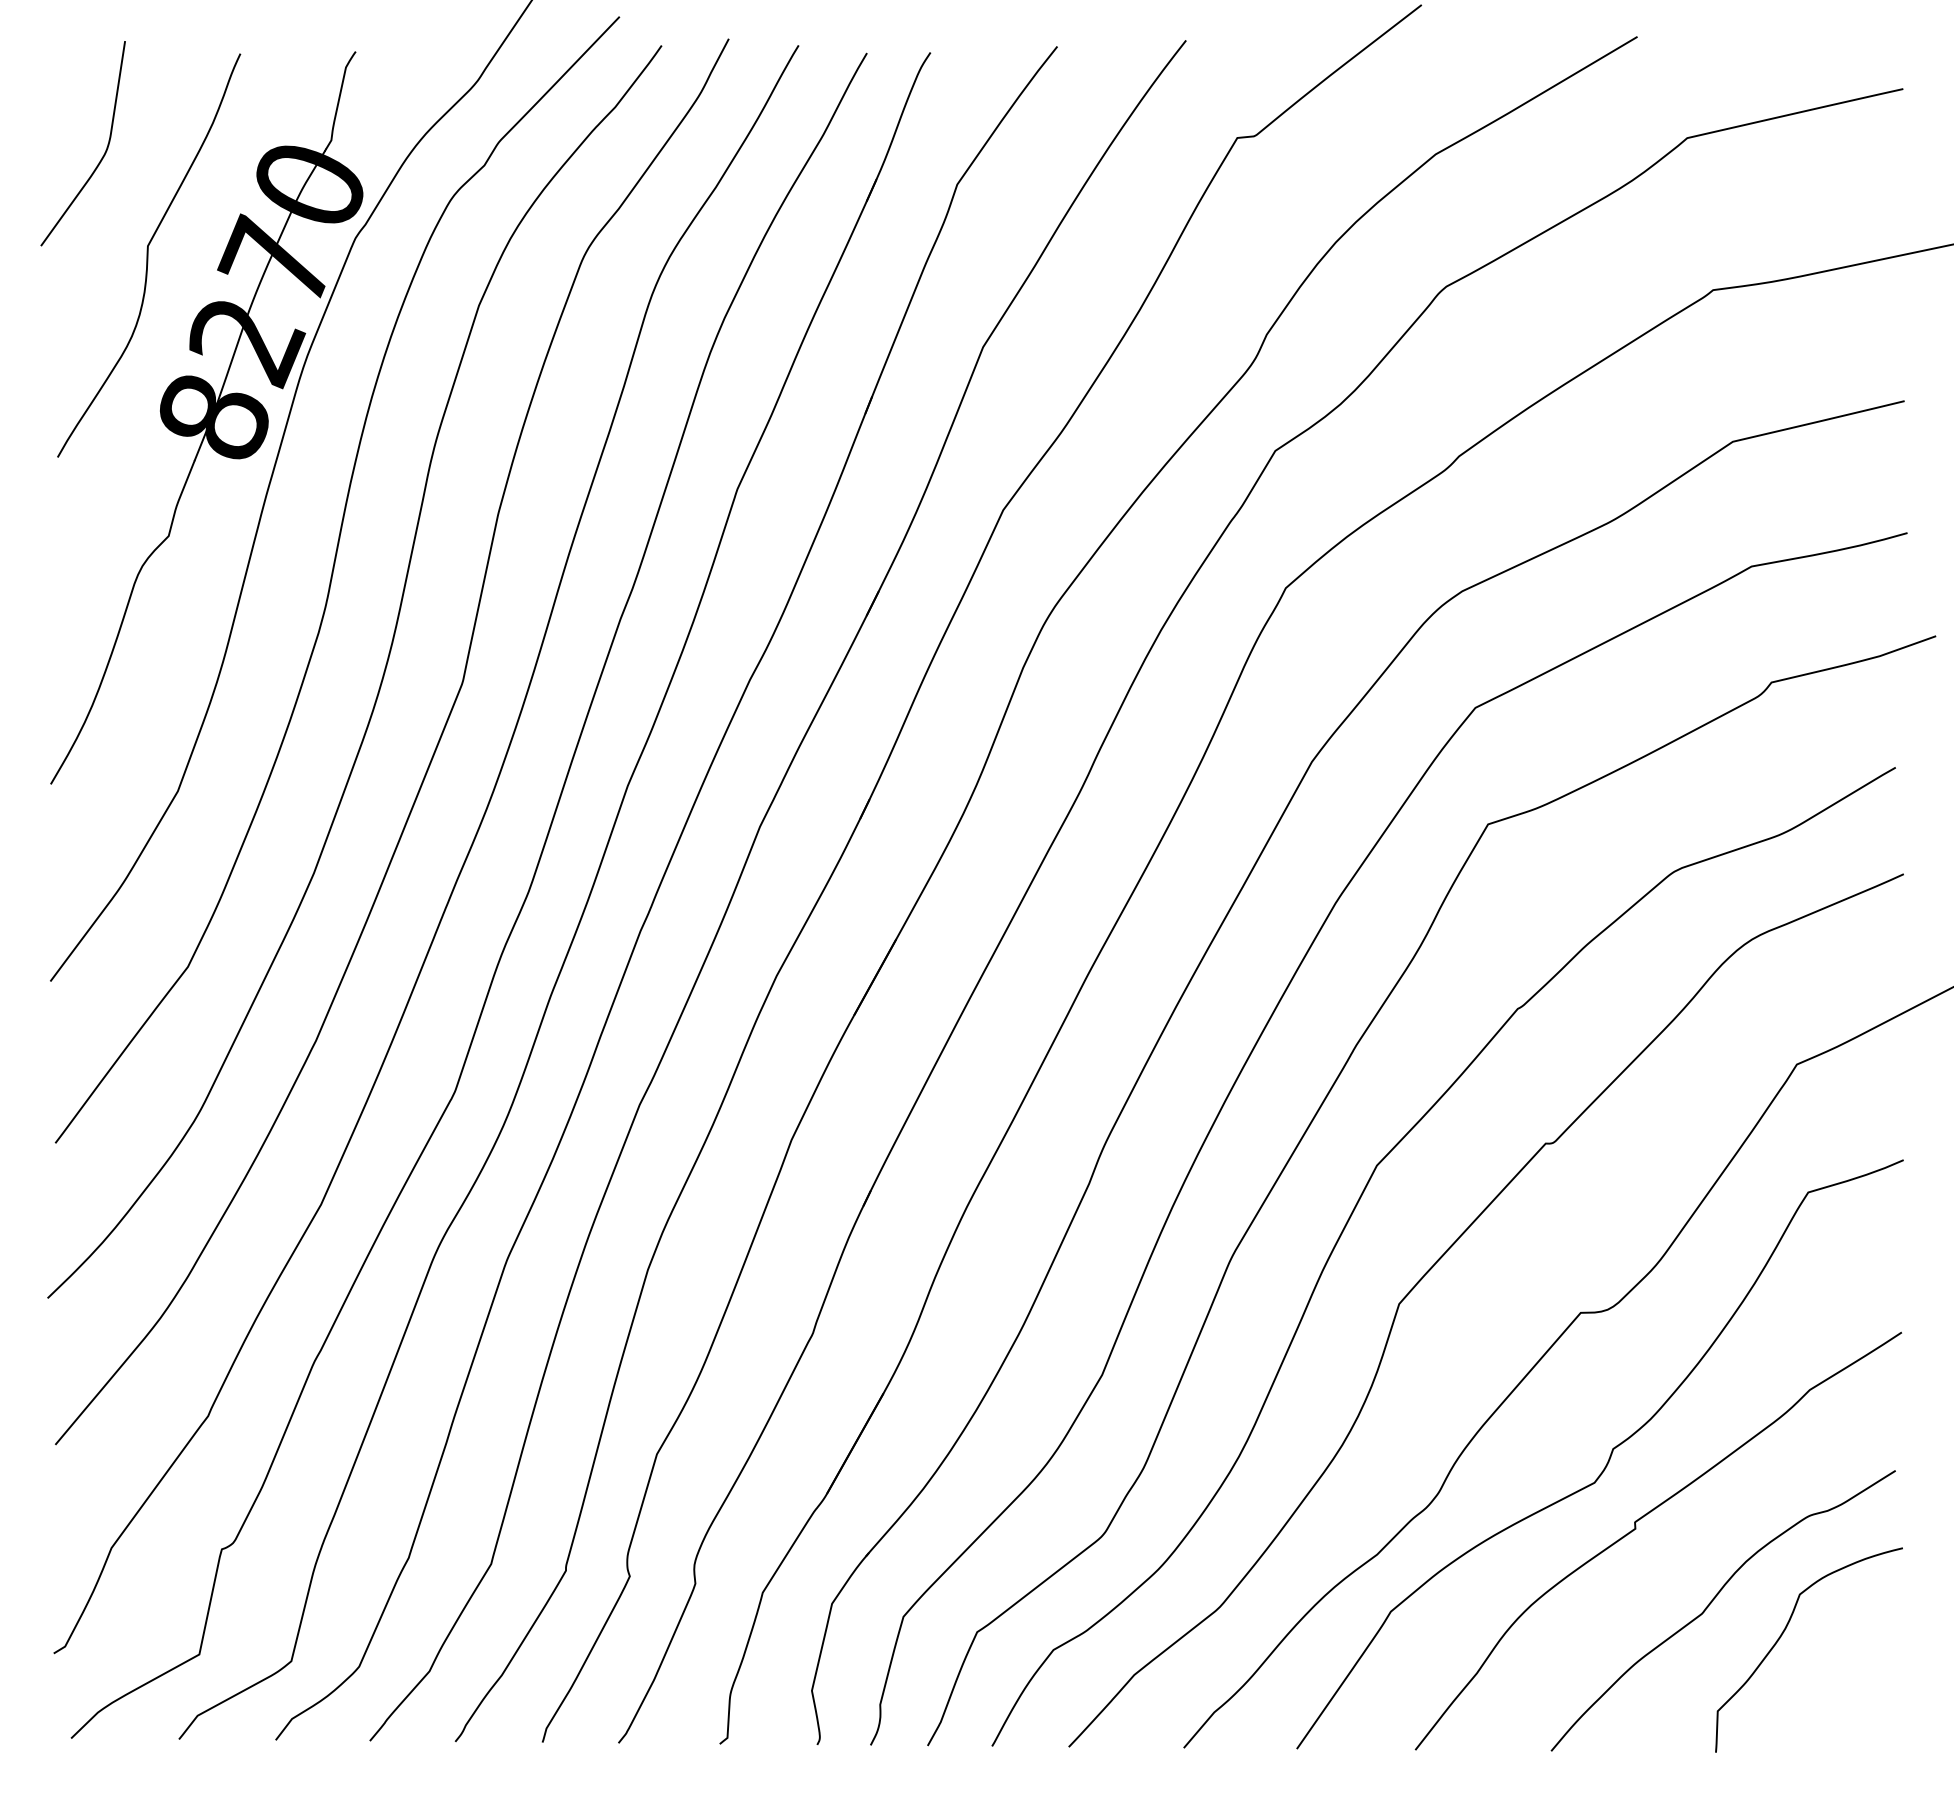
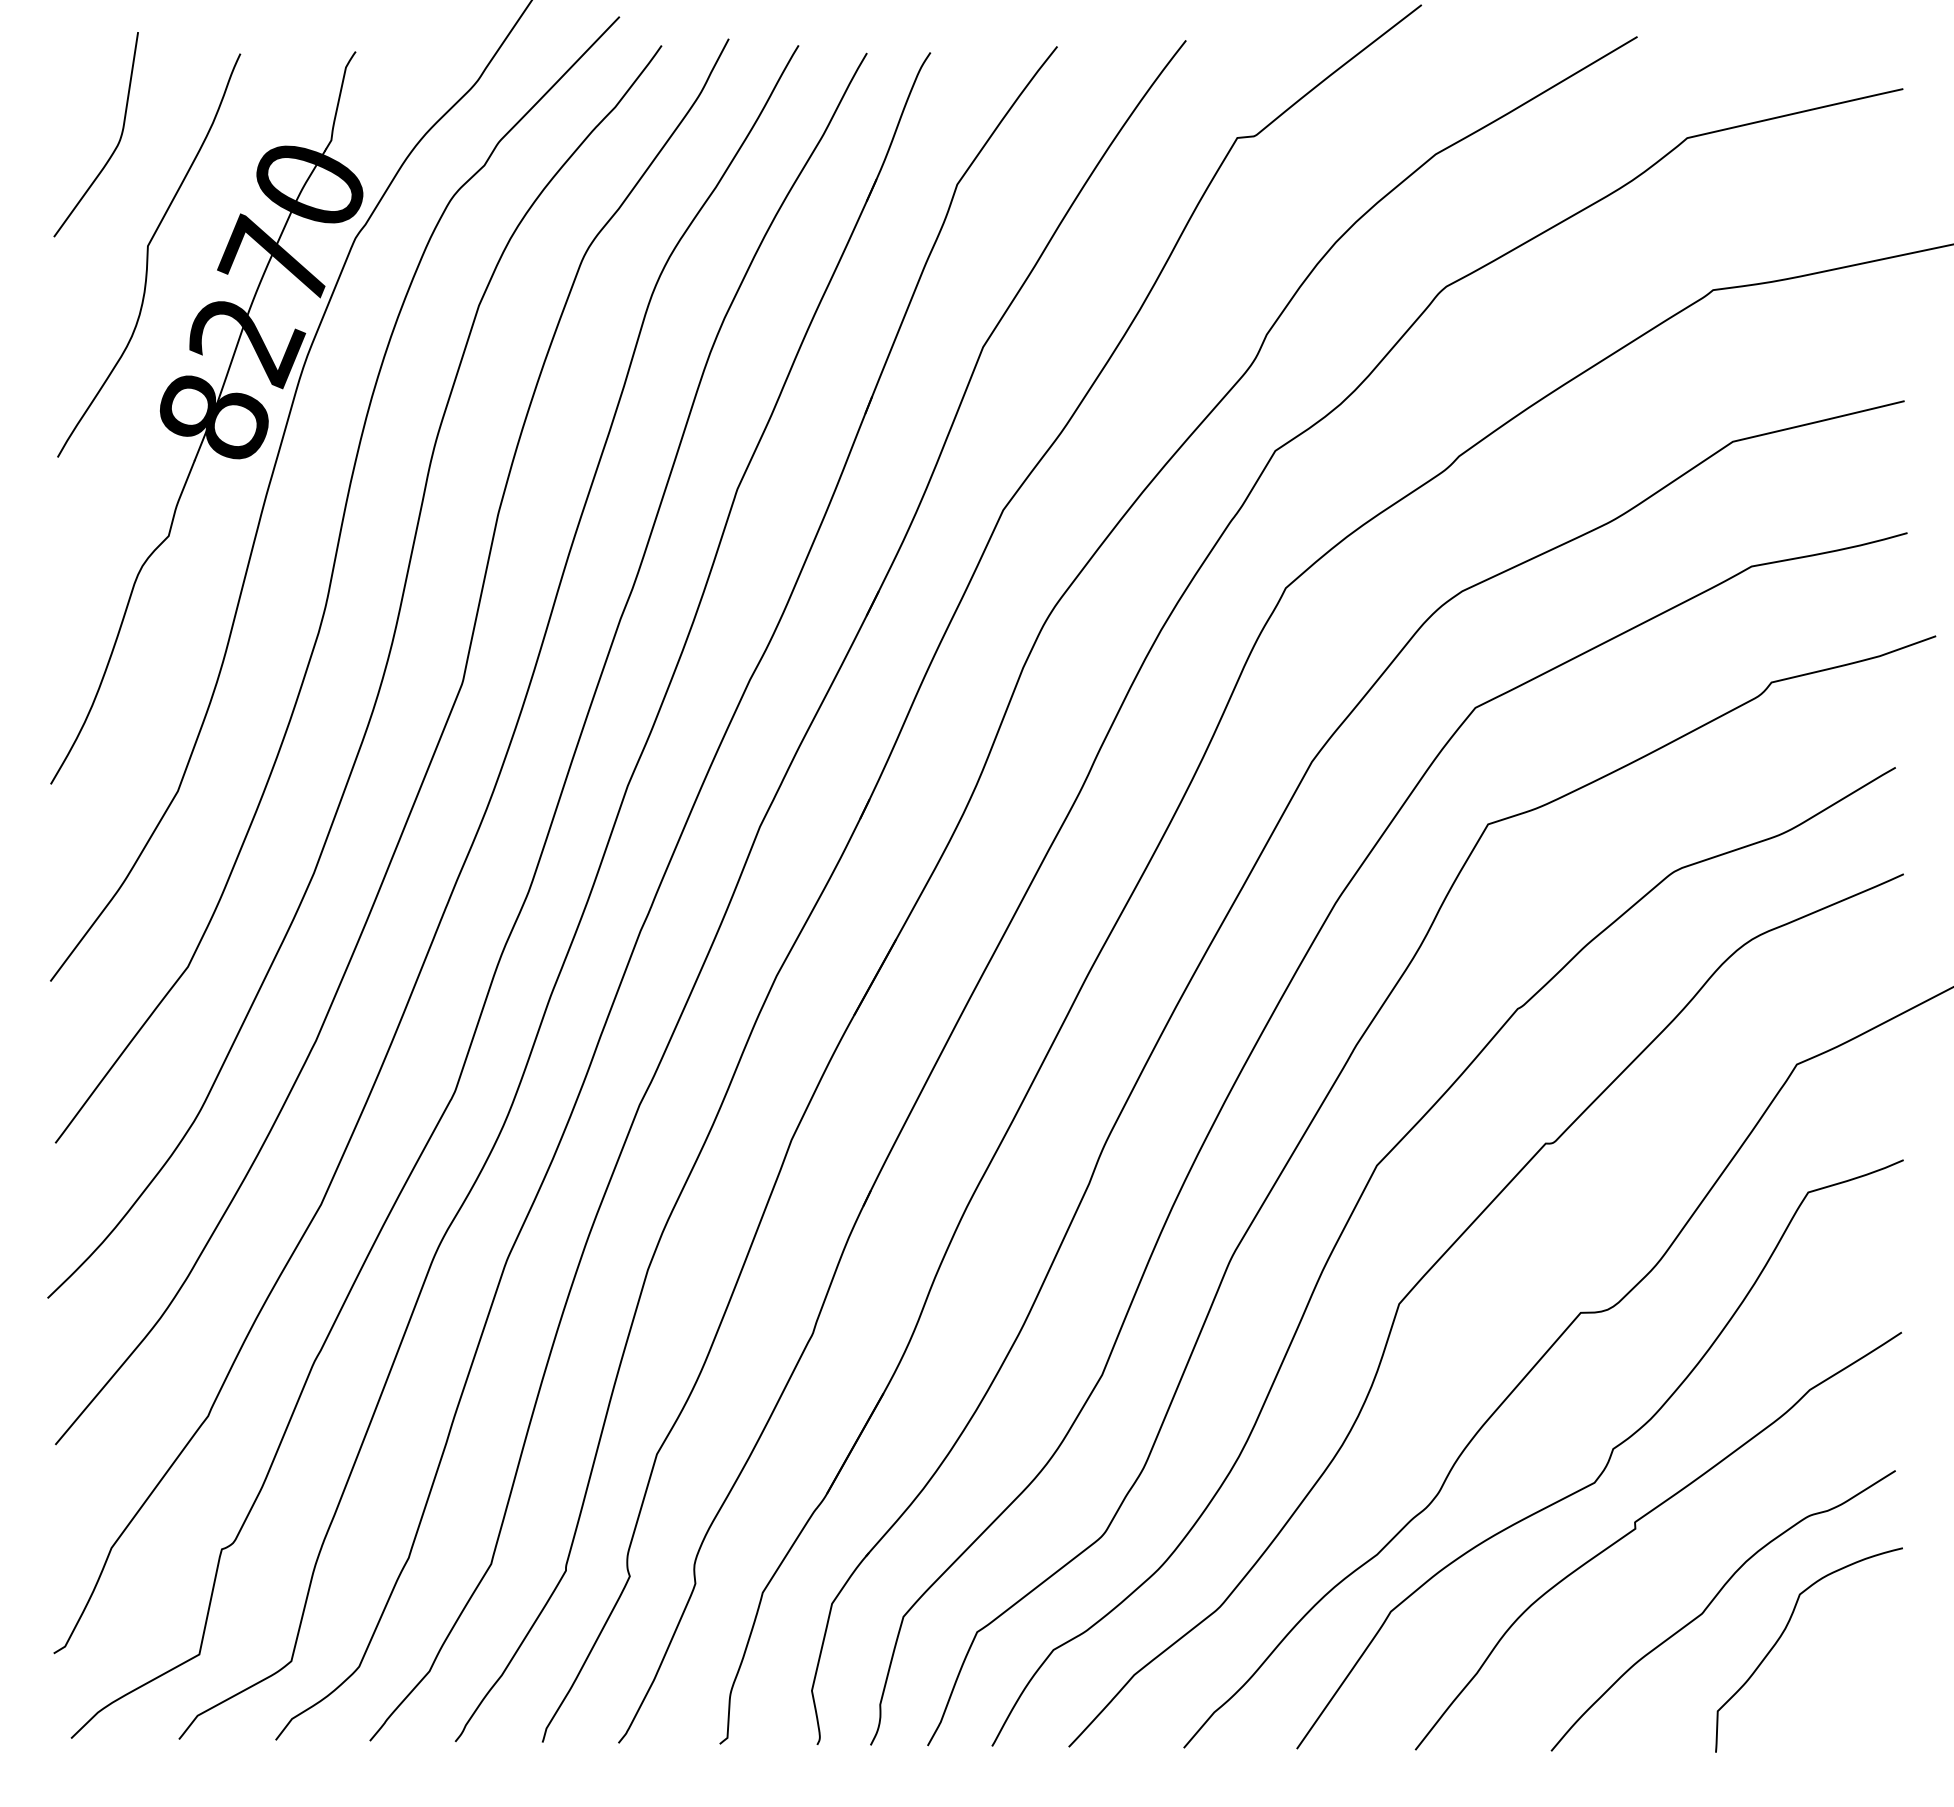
curve position: (101, 157) -> (114, 148) (114, 148)
